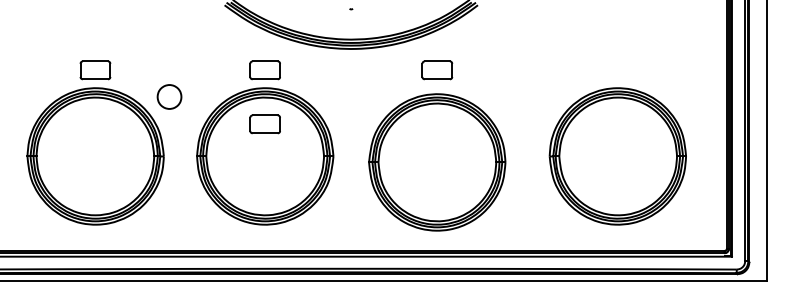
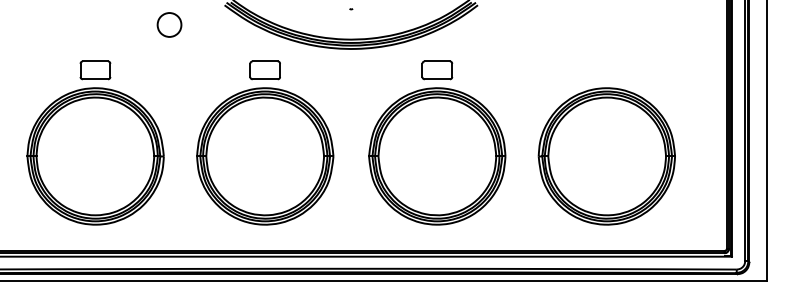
part position: (169, 96) -> (169, 24) (169, 24)
part: present -> none (264, 124)
part position: (617, 156) -> (606, 156) (606, 156)
part position: (437, 162) -> (437, 156) (437, 156)
